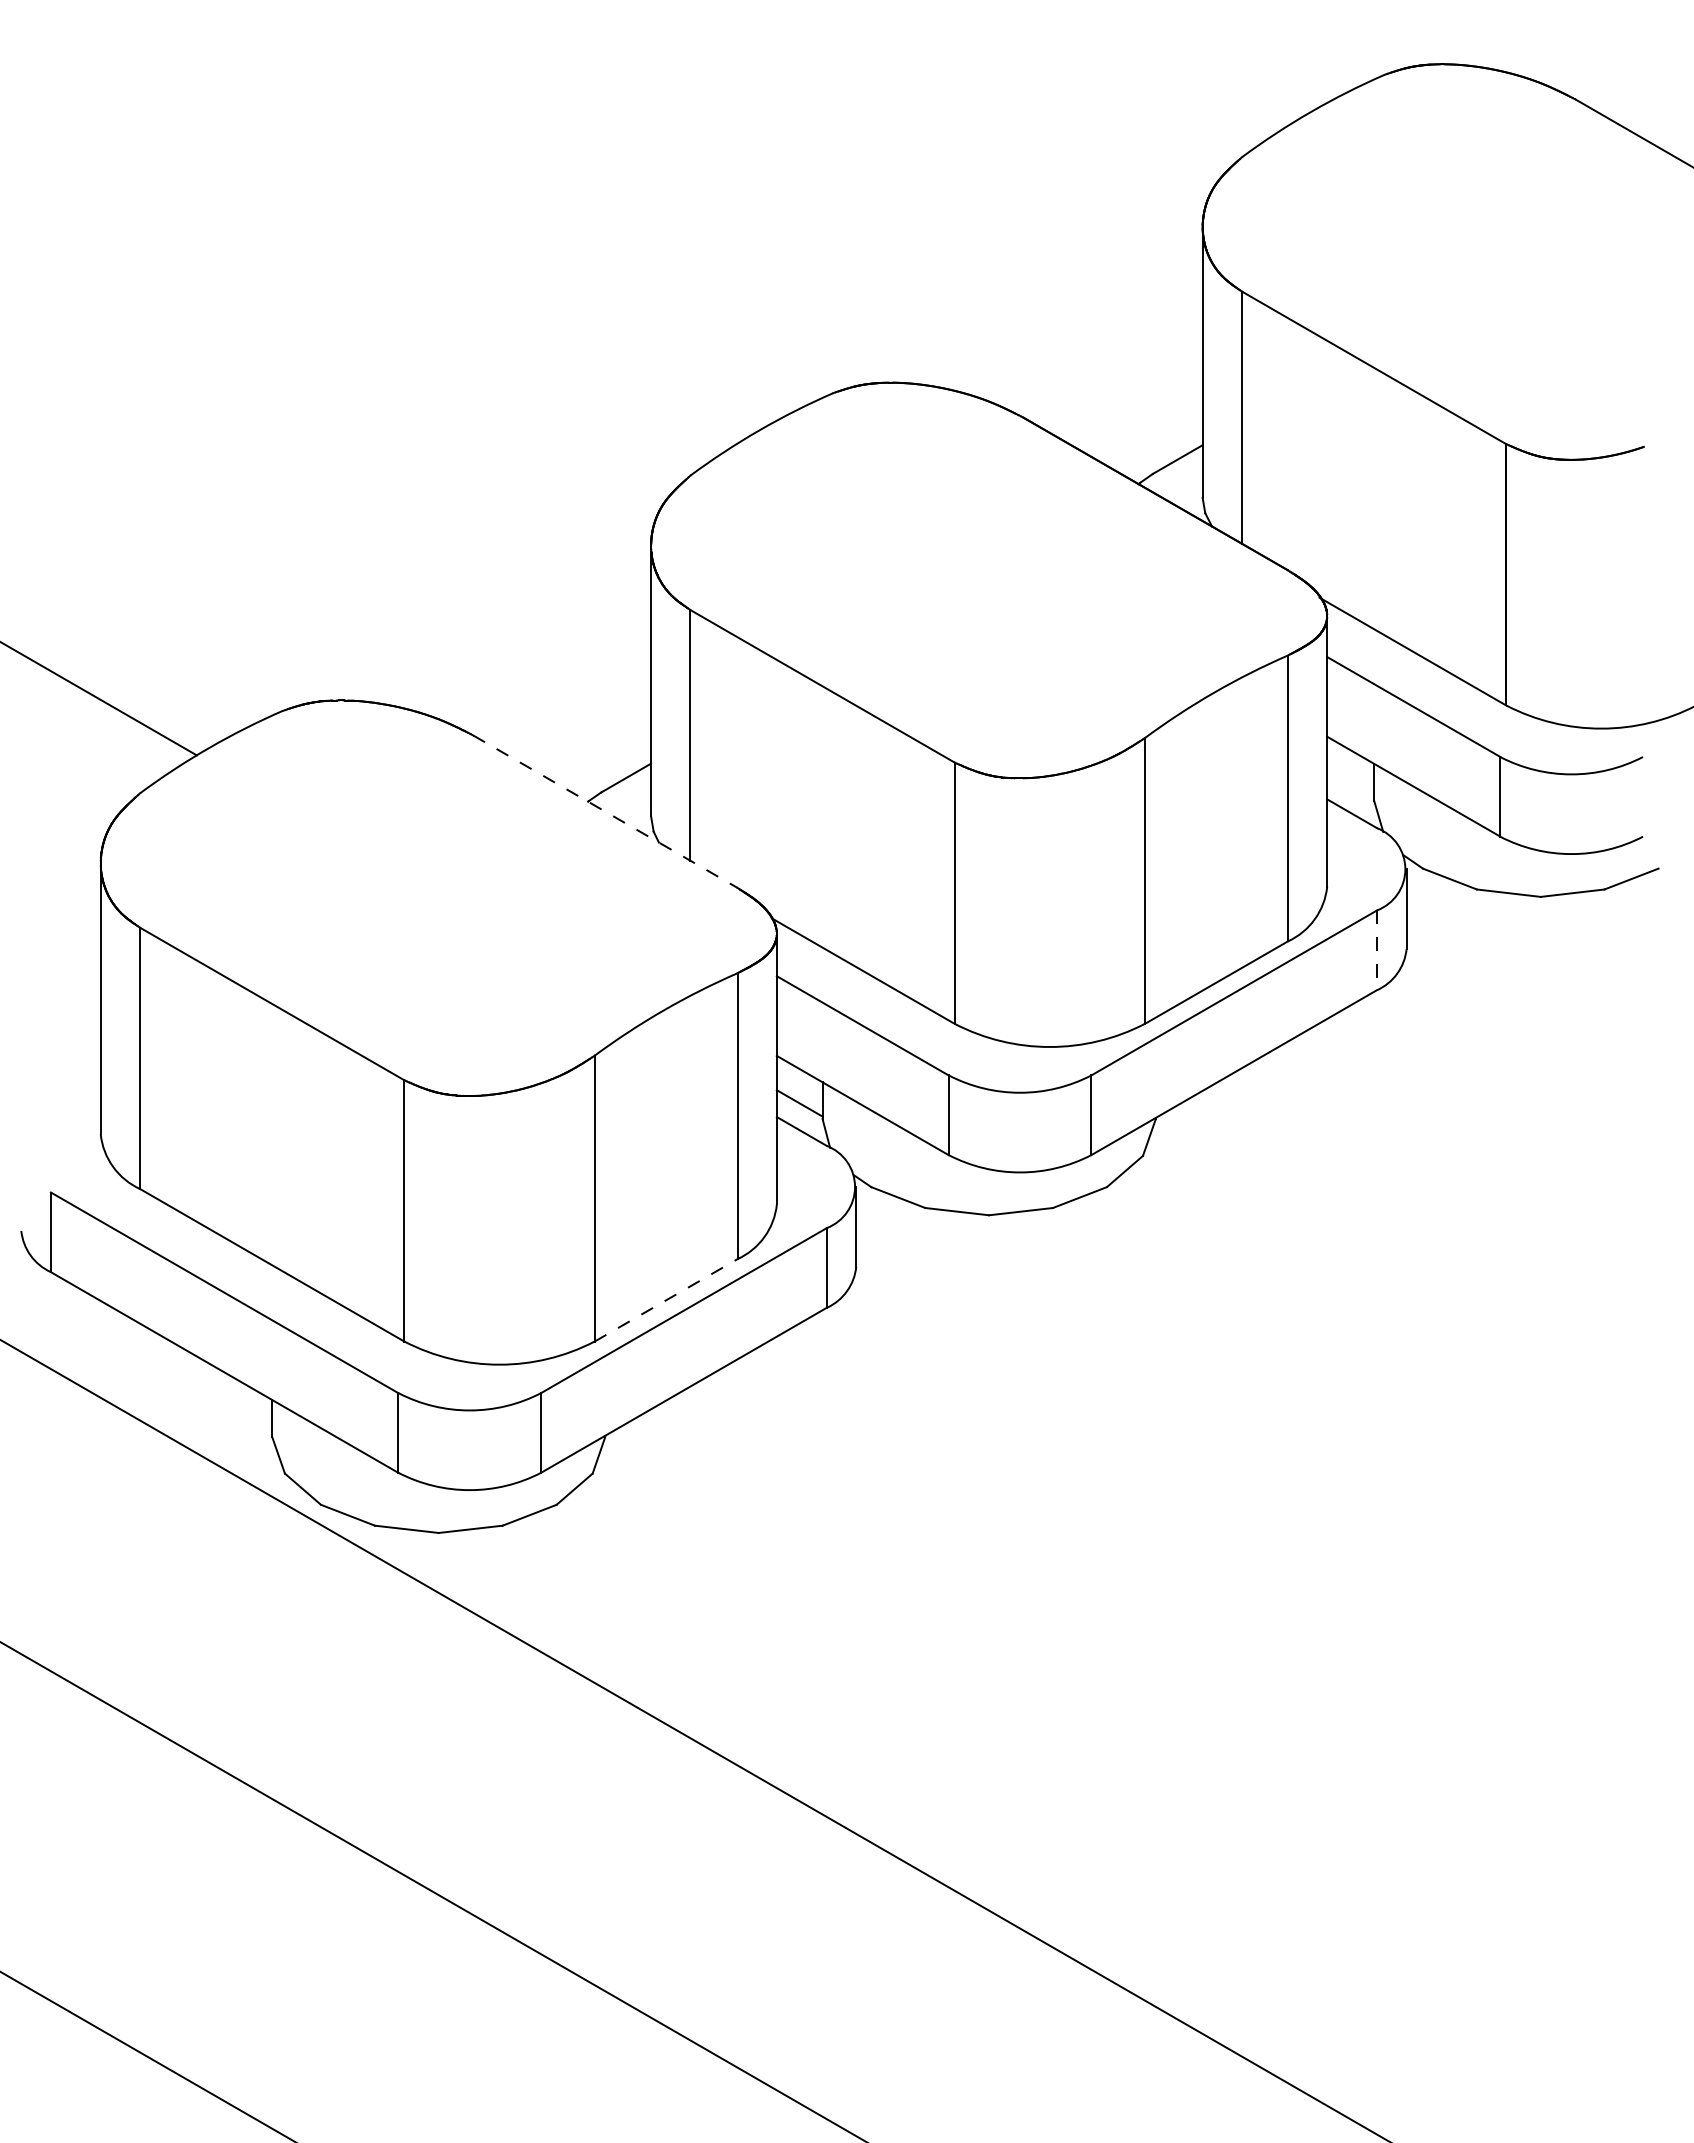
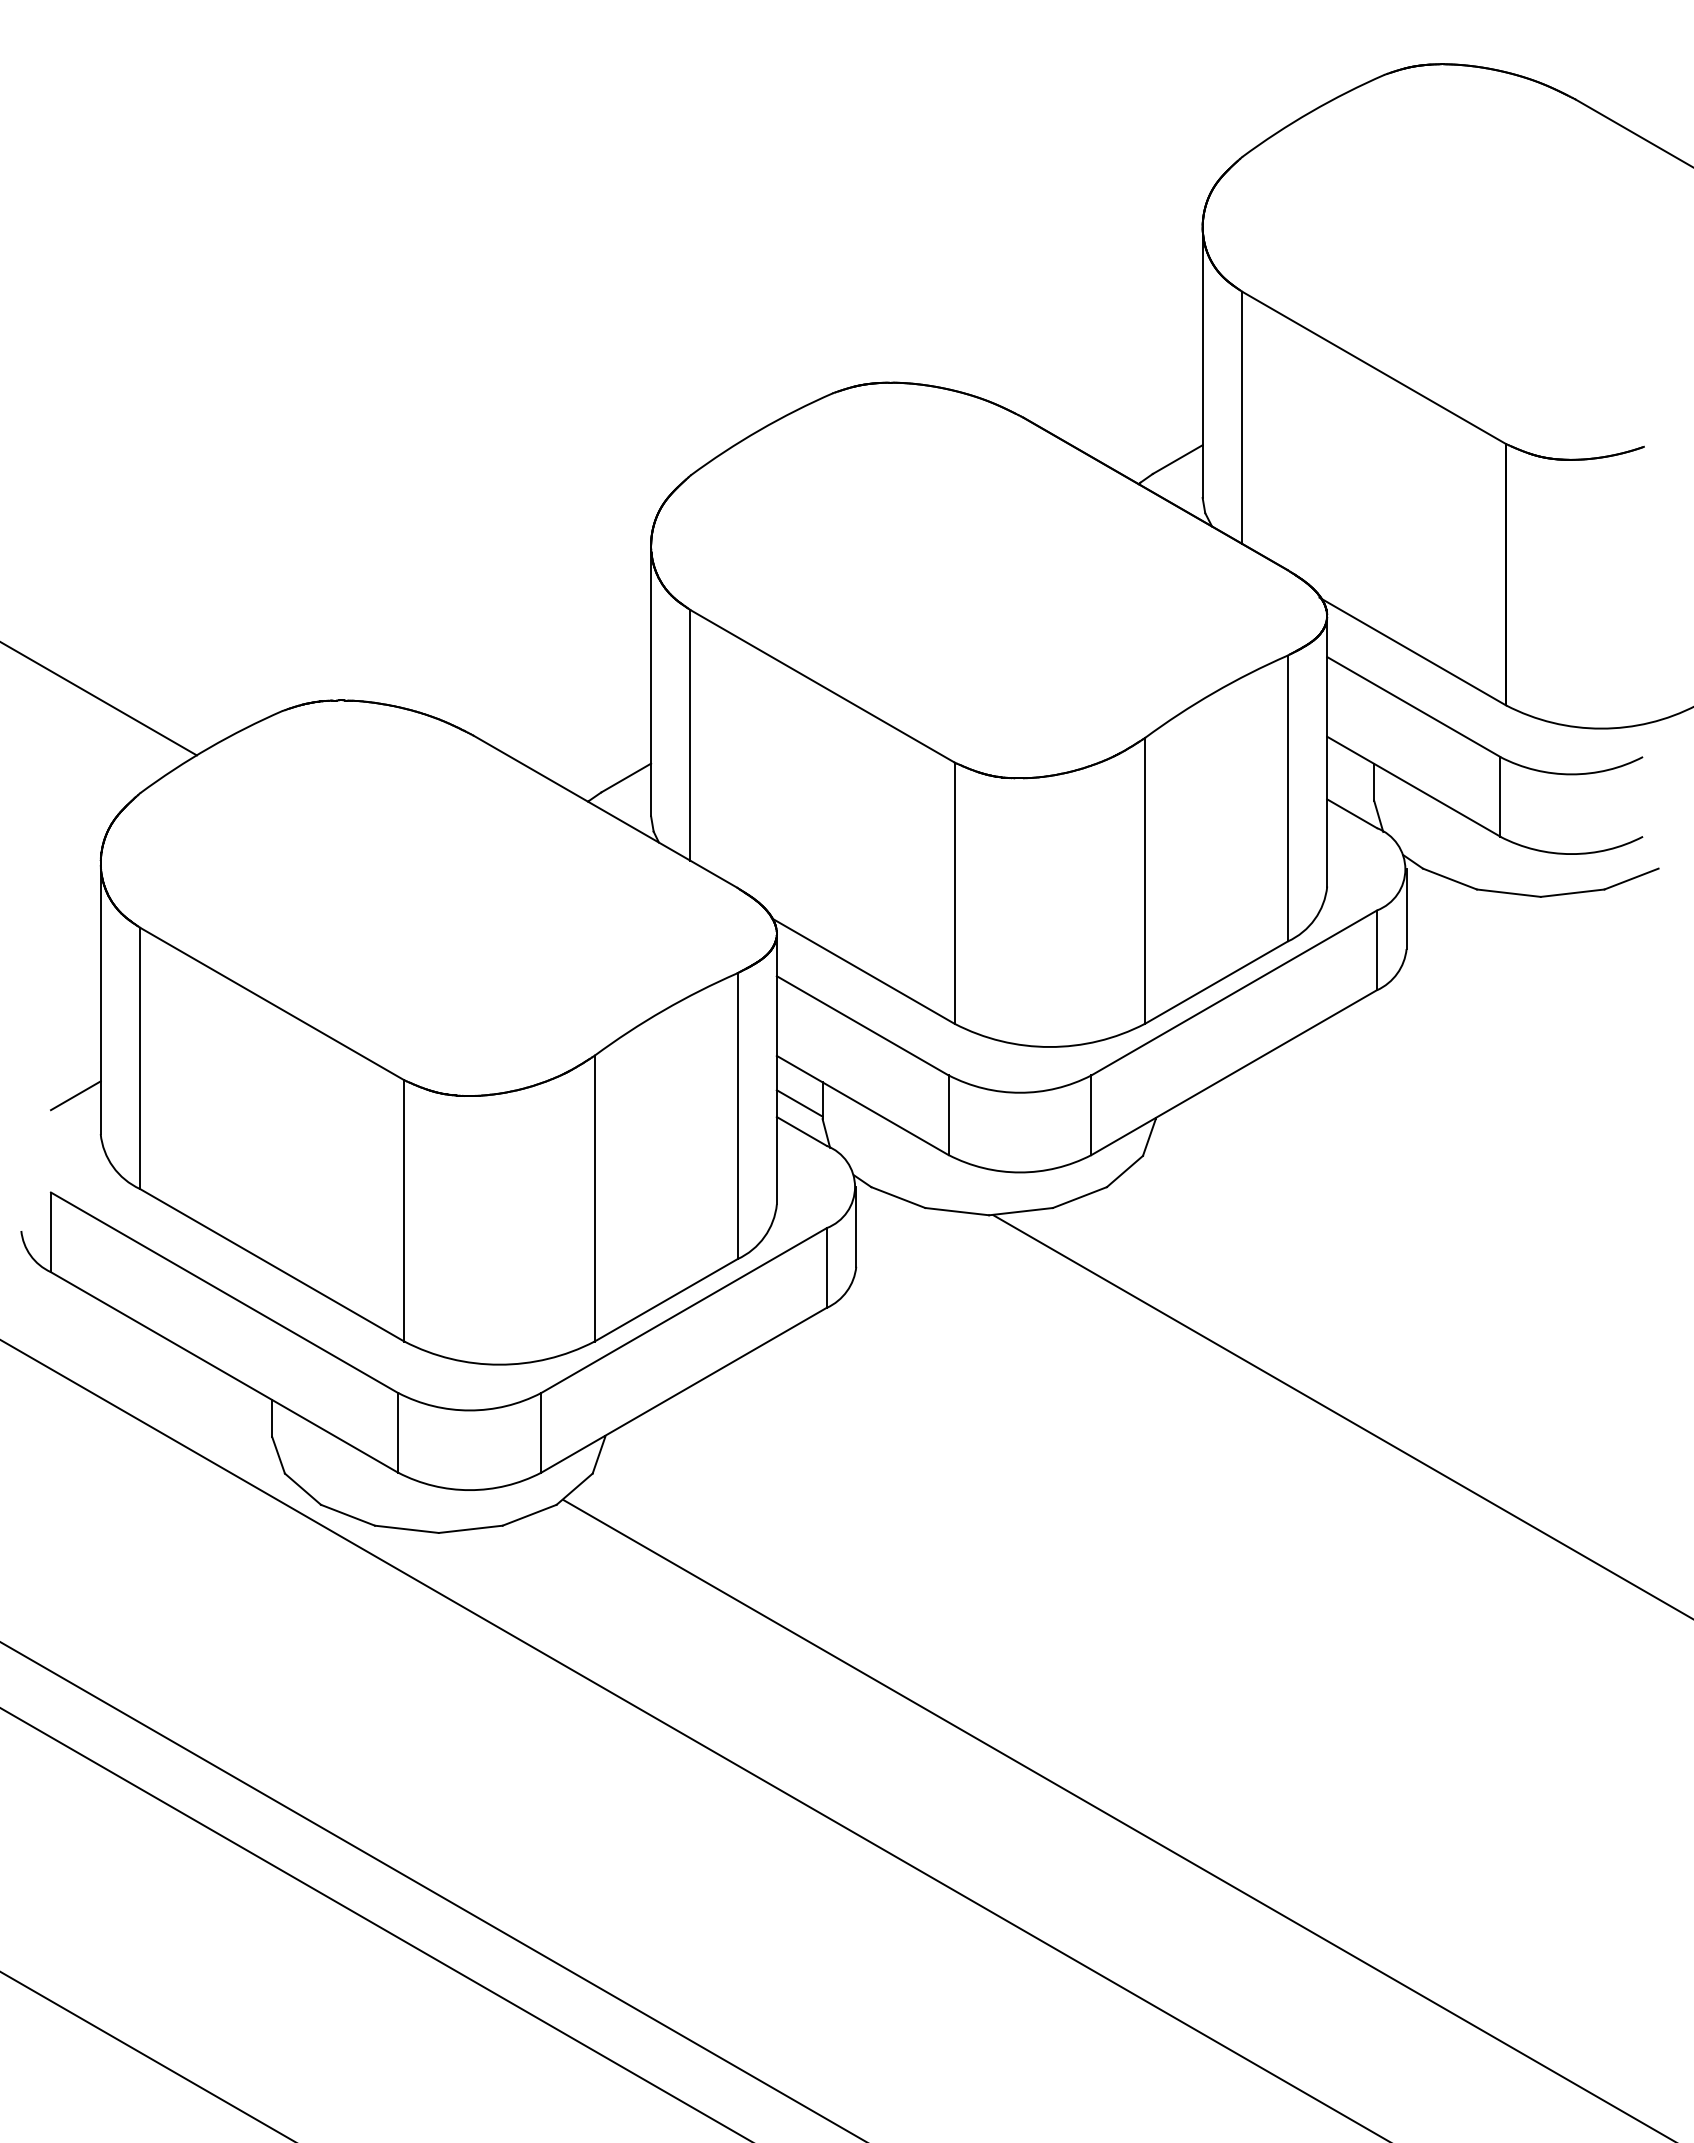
line: dashed -> solid (605, 811)
line: dashed -> solid (1376, 950)
line: none -> present (75, 1095)
line: dashed -> solid (666, 1300)
line: none -> present (1341, 1416)
line: none -> present (1117, 1819)
line: none -> present (375, 1924)
